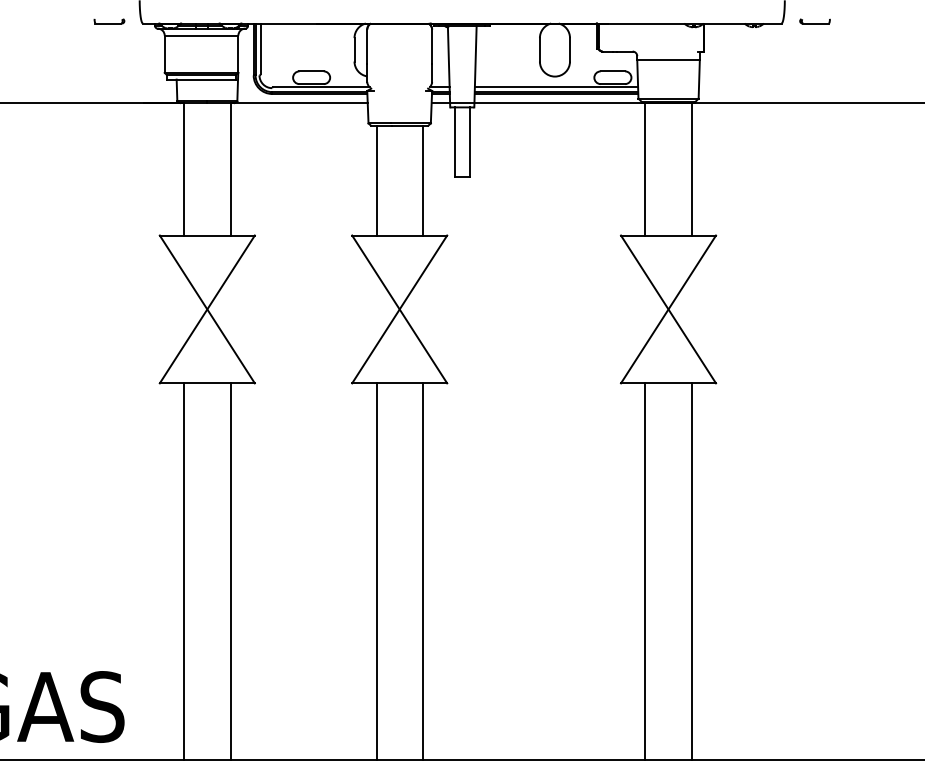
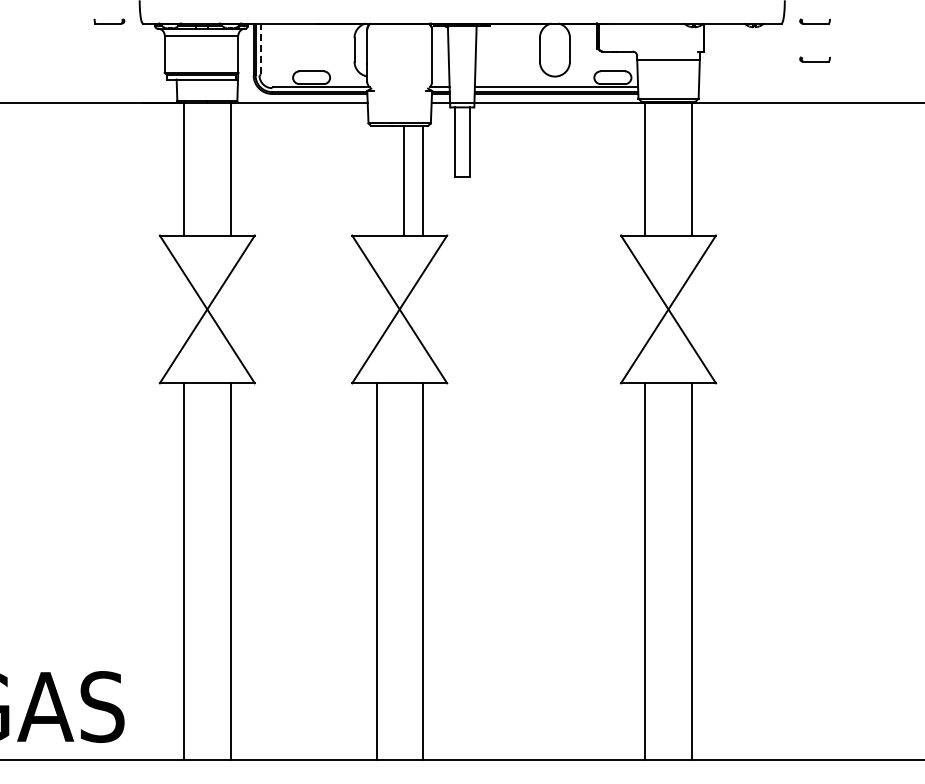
line: solid -> dashed (260, 48)
part: none -> present (814, 59)
line position: (376, 180) -> (403, 180) (403, 180)
